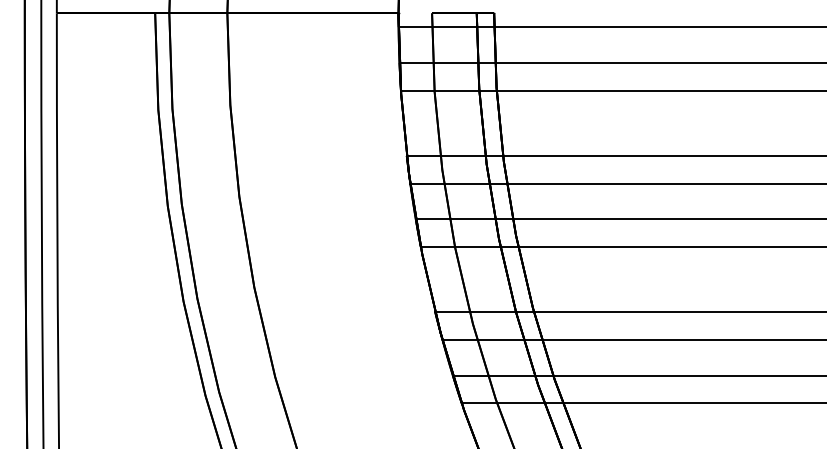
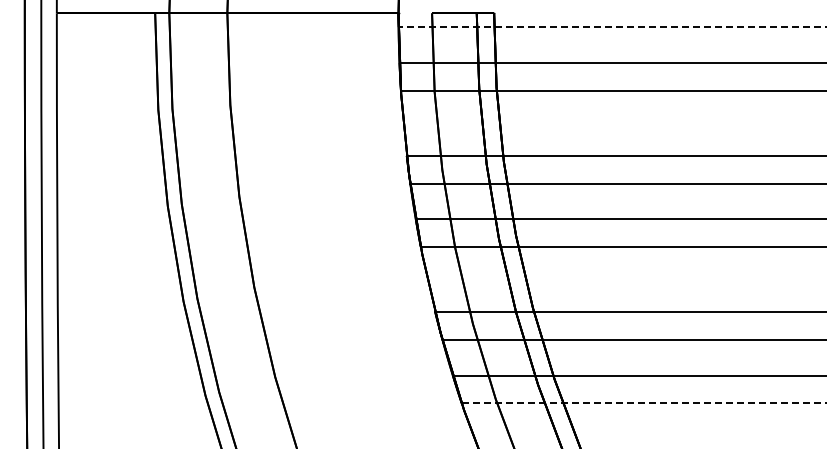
line: solid -> dashed (612, 27)
line: solid -> dashed (644, 403)
